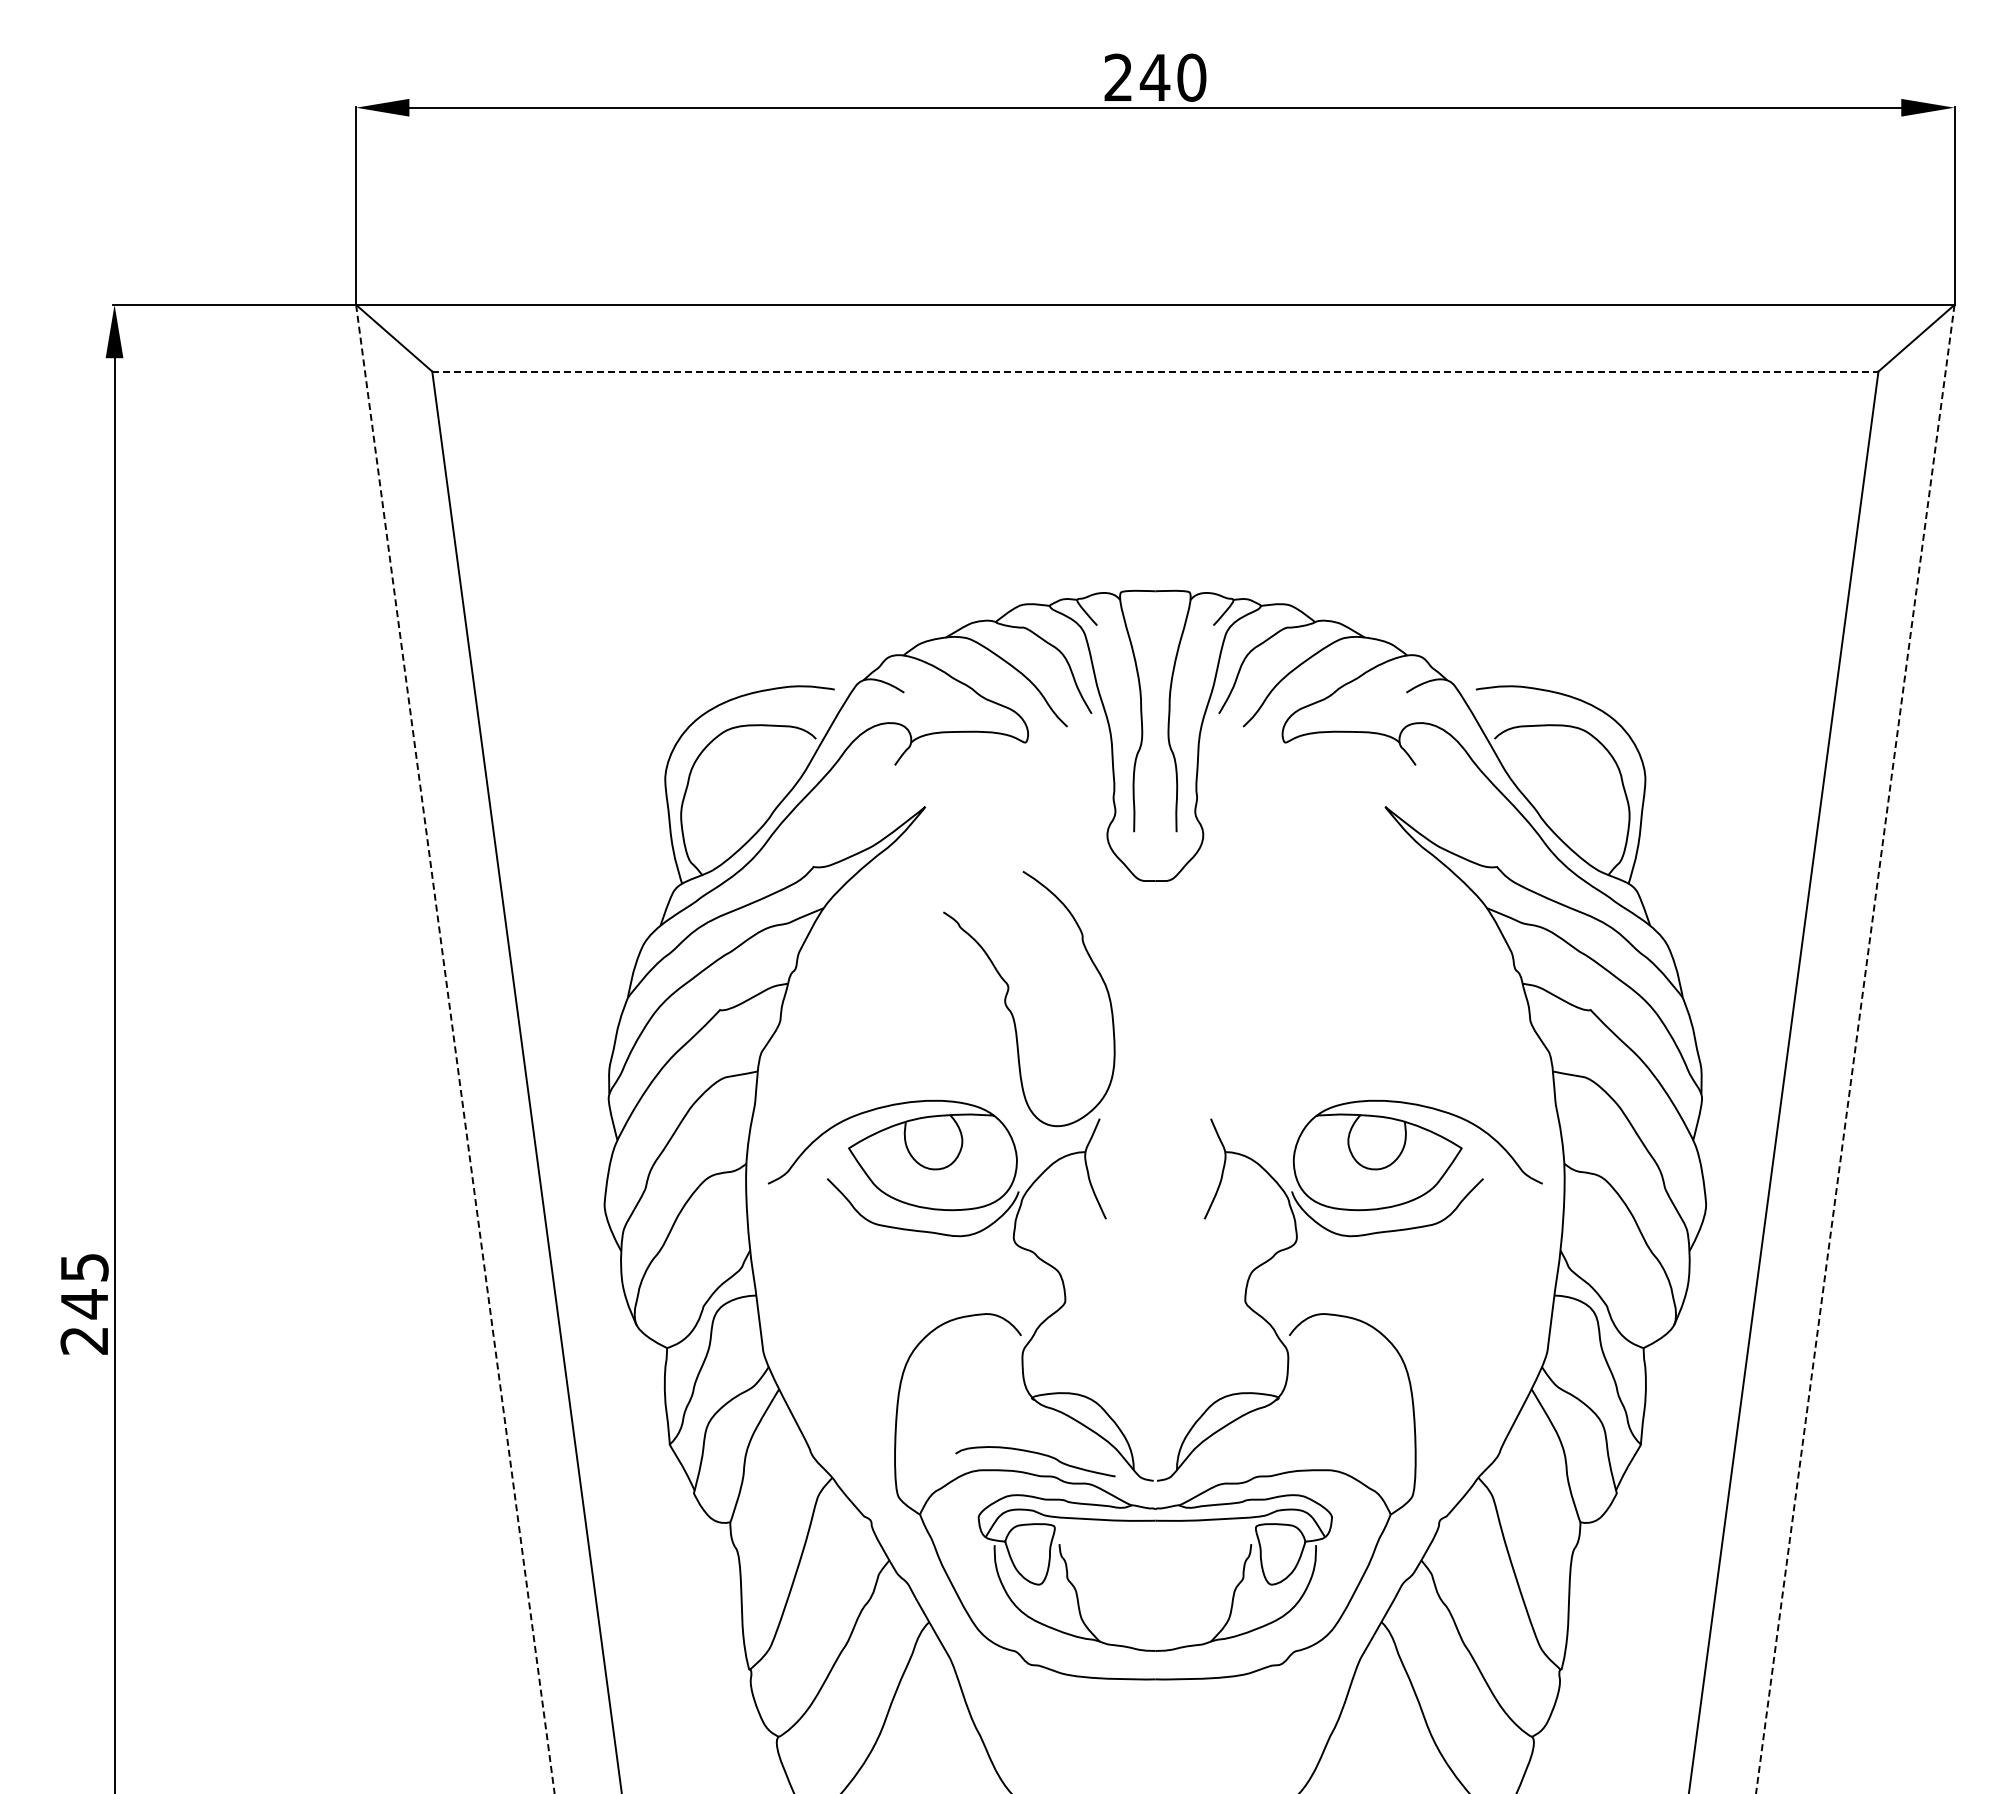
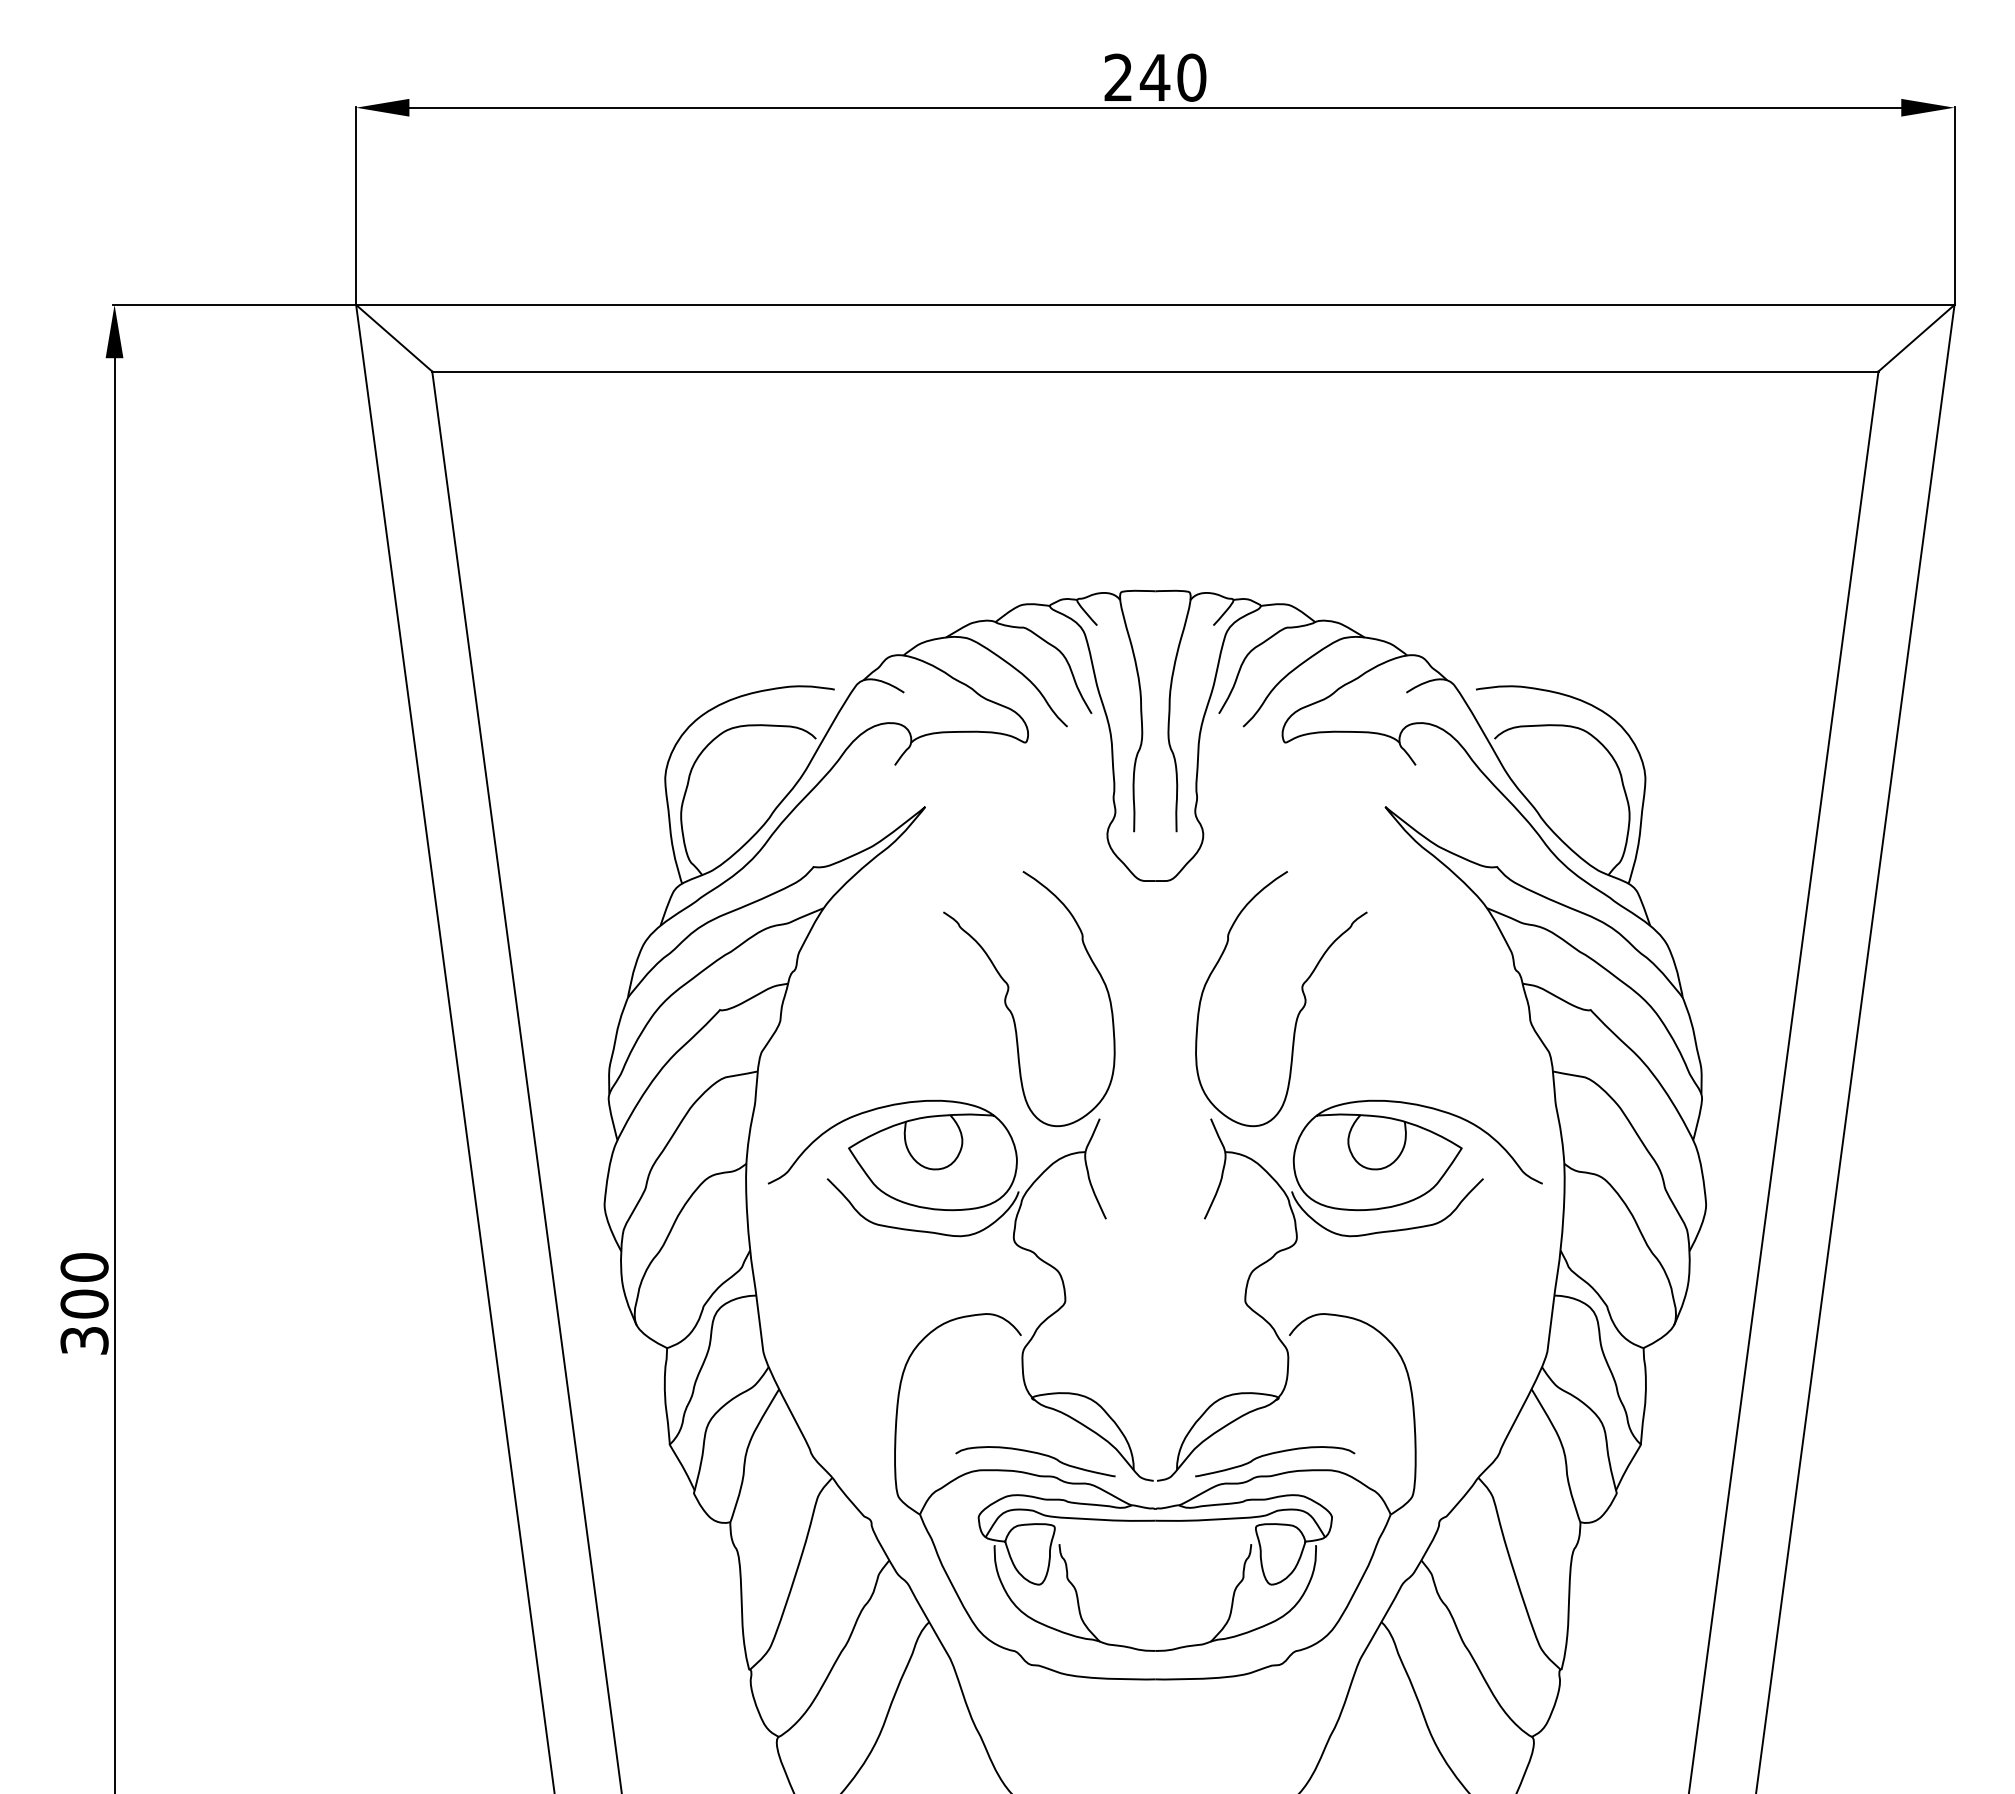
line: dashed -> solid (1155, 371)
curve: none -> present (1299, 1010)
line: dashed -> solid (455, 1049)
line: dashed -> solid (1855, 1049)
text: 245 -> 300 (84, 1303)
curve: none -> present (1272, 1454)
